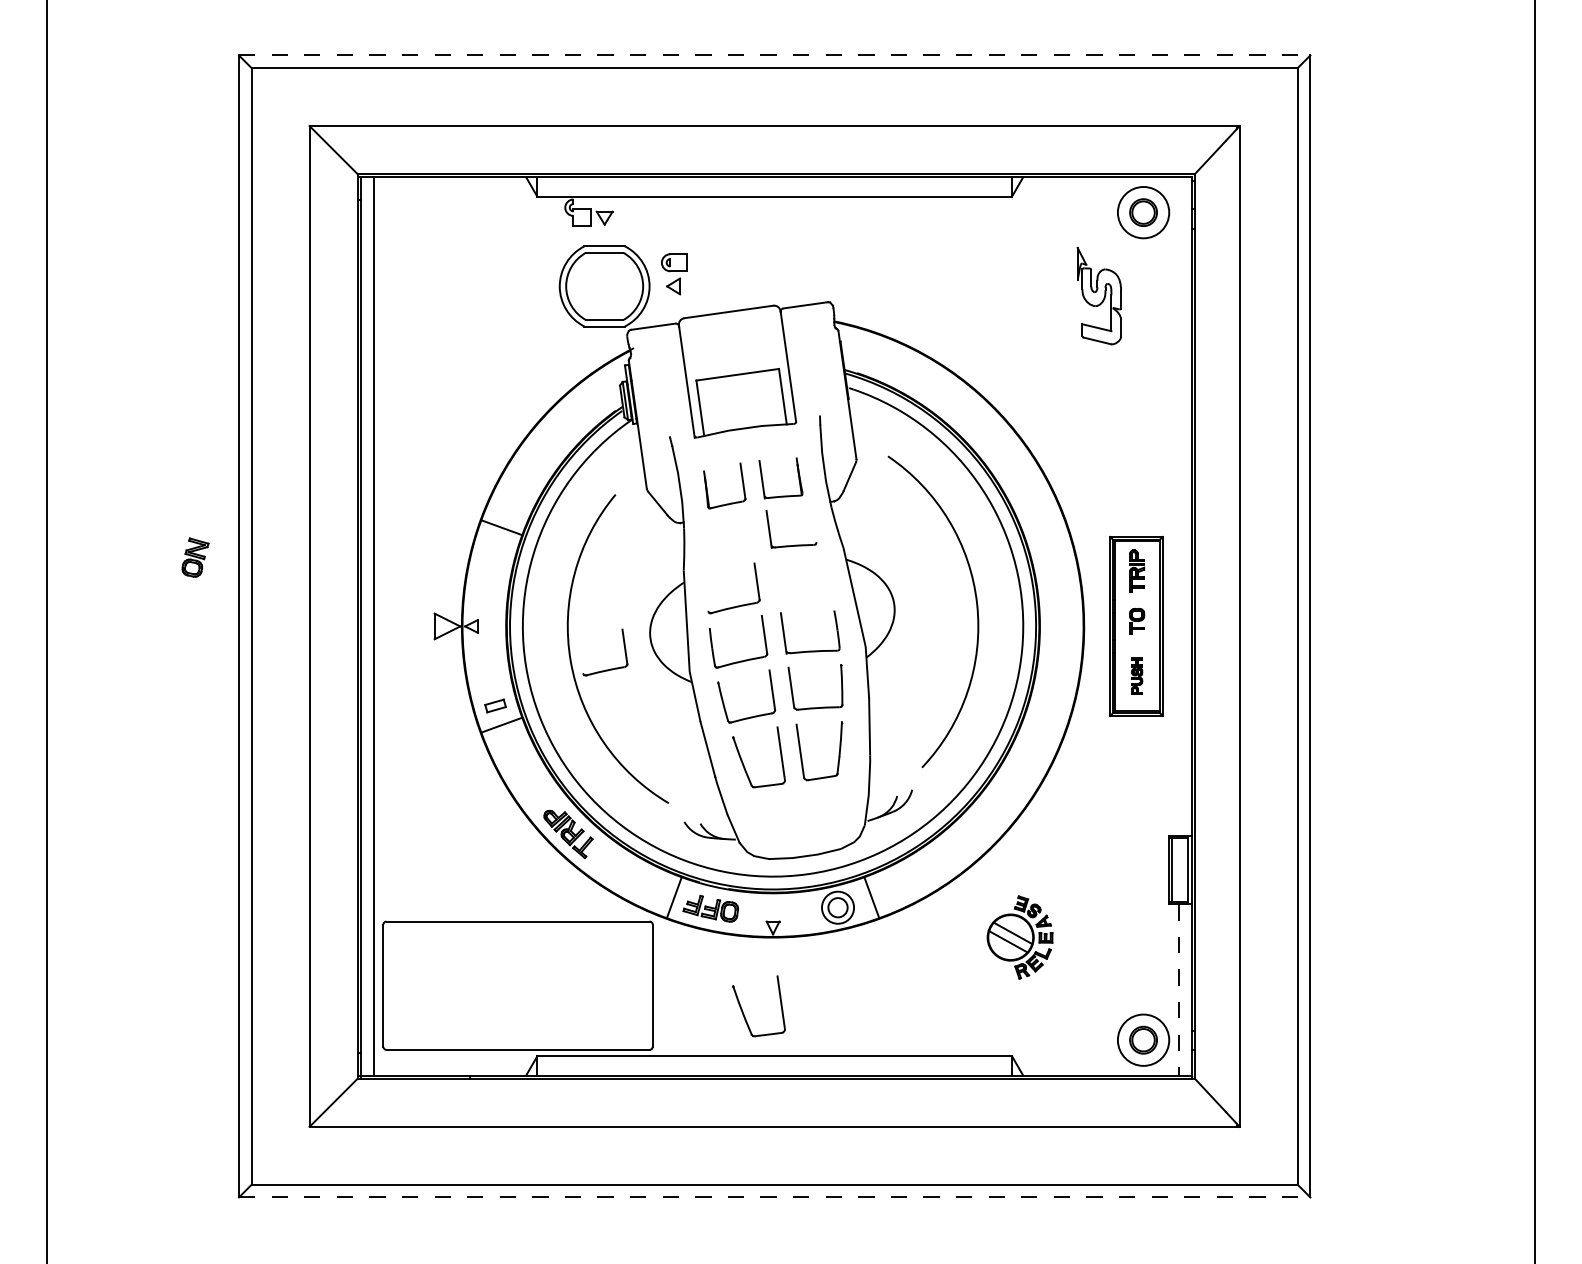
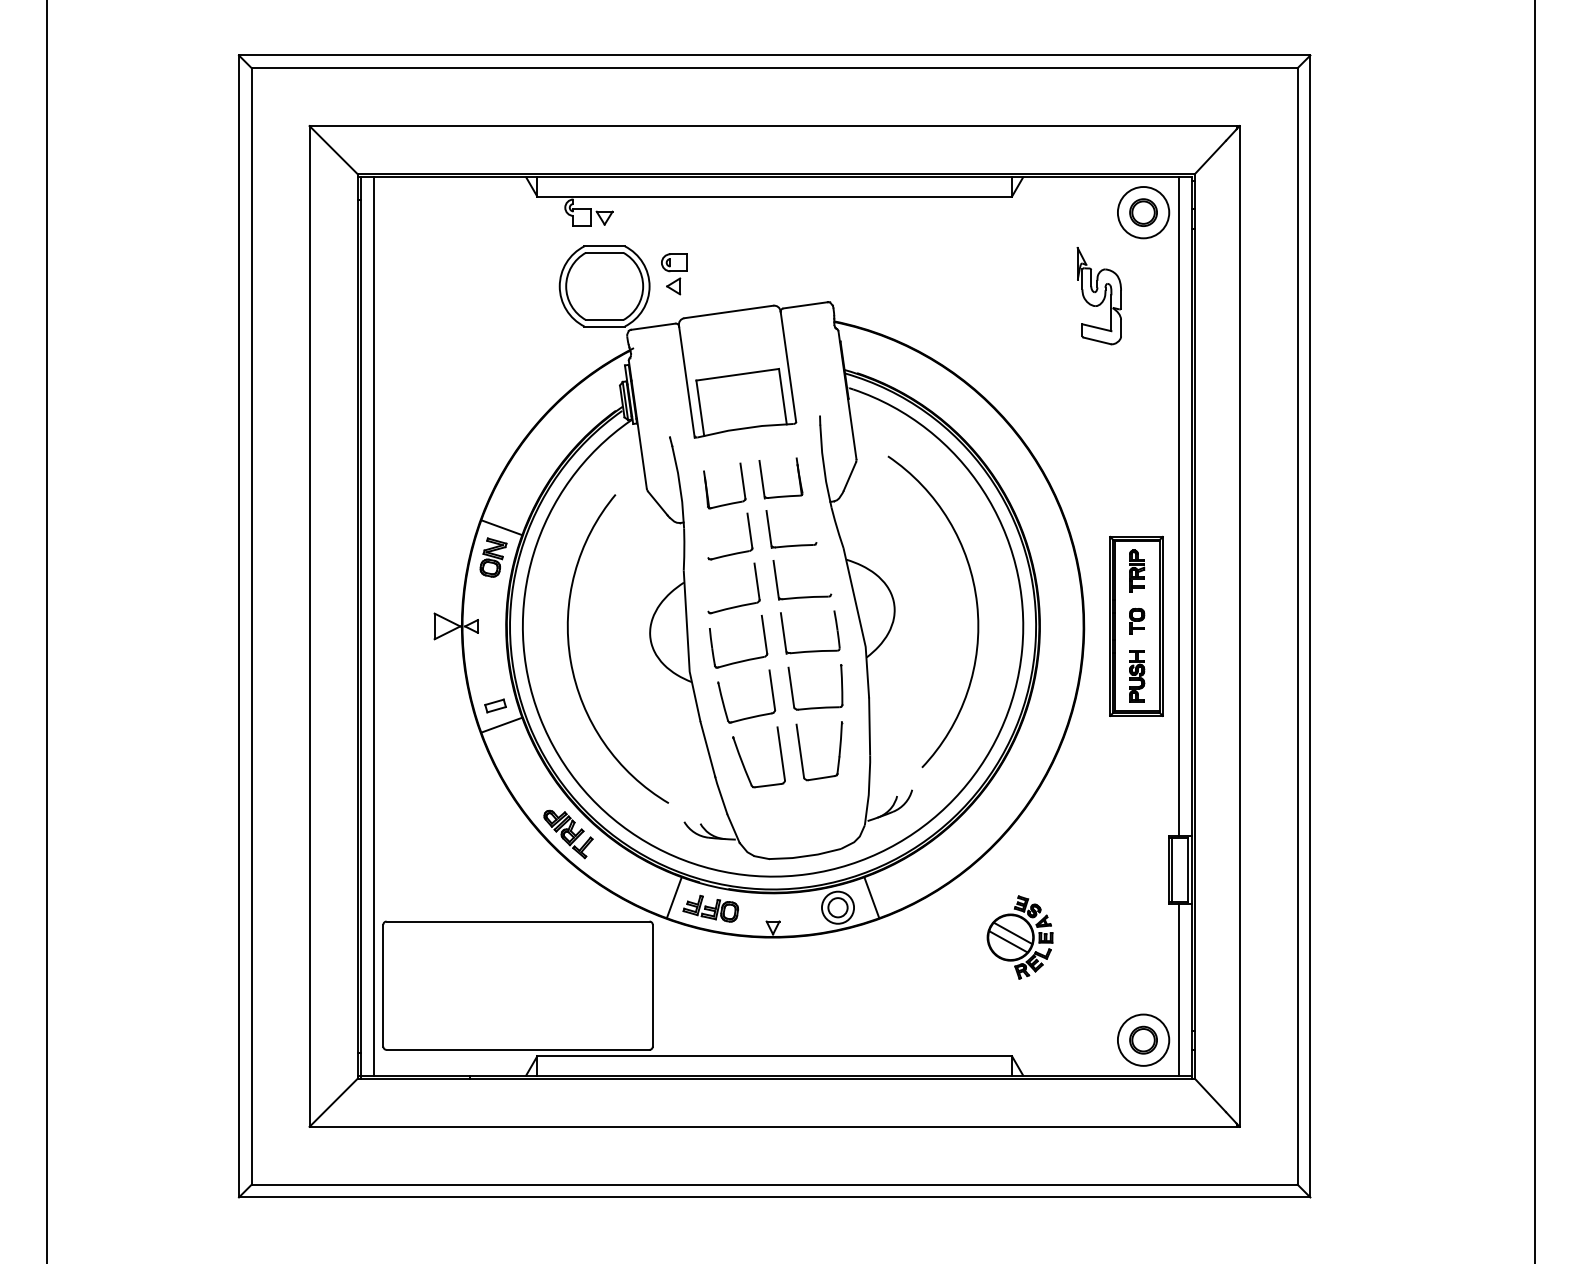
line: dashed -> solid (774, 55)
line: none -> present (1178, 506)
part position: (195, 557) -> (493, 557) (493, 557)
part: none -> present (802, 596)
part position: (610, 668) -> (735, 552) (735, 552)
part size: 13x38 px -> 17x53 px (1137, 676)
line: dashed -> solid (1178, 989)
part: present -> none (744, 1013)
line: dashed -> solid (774, 1197)
